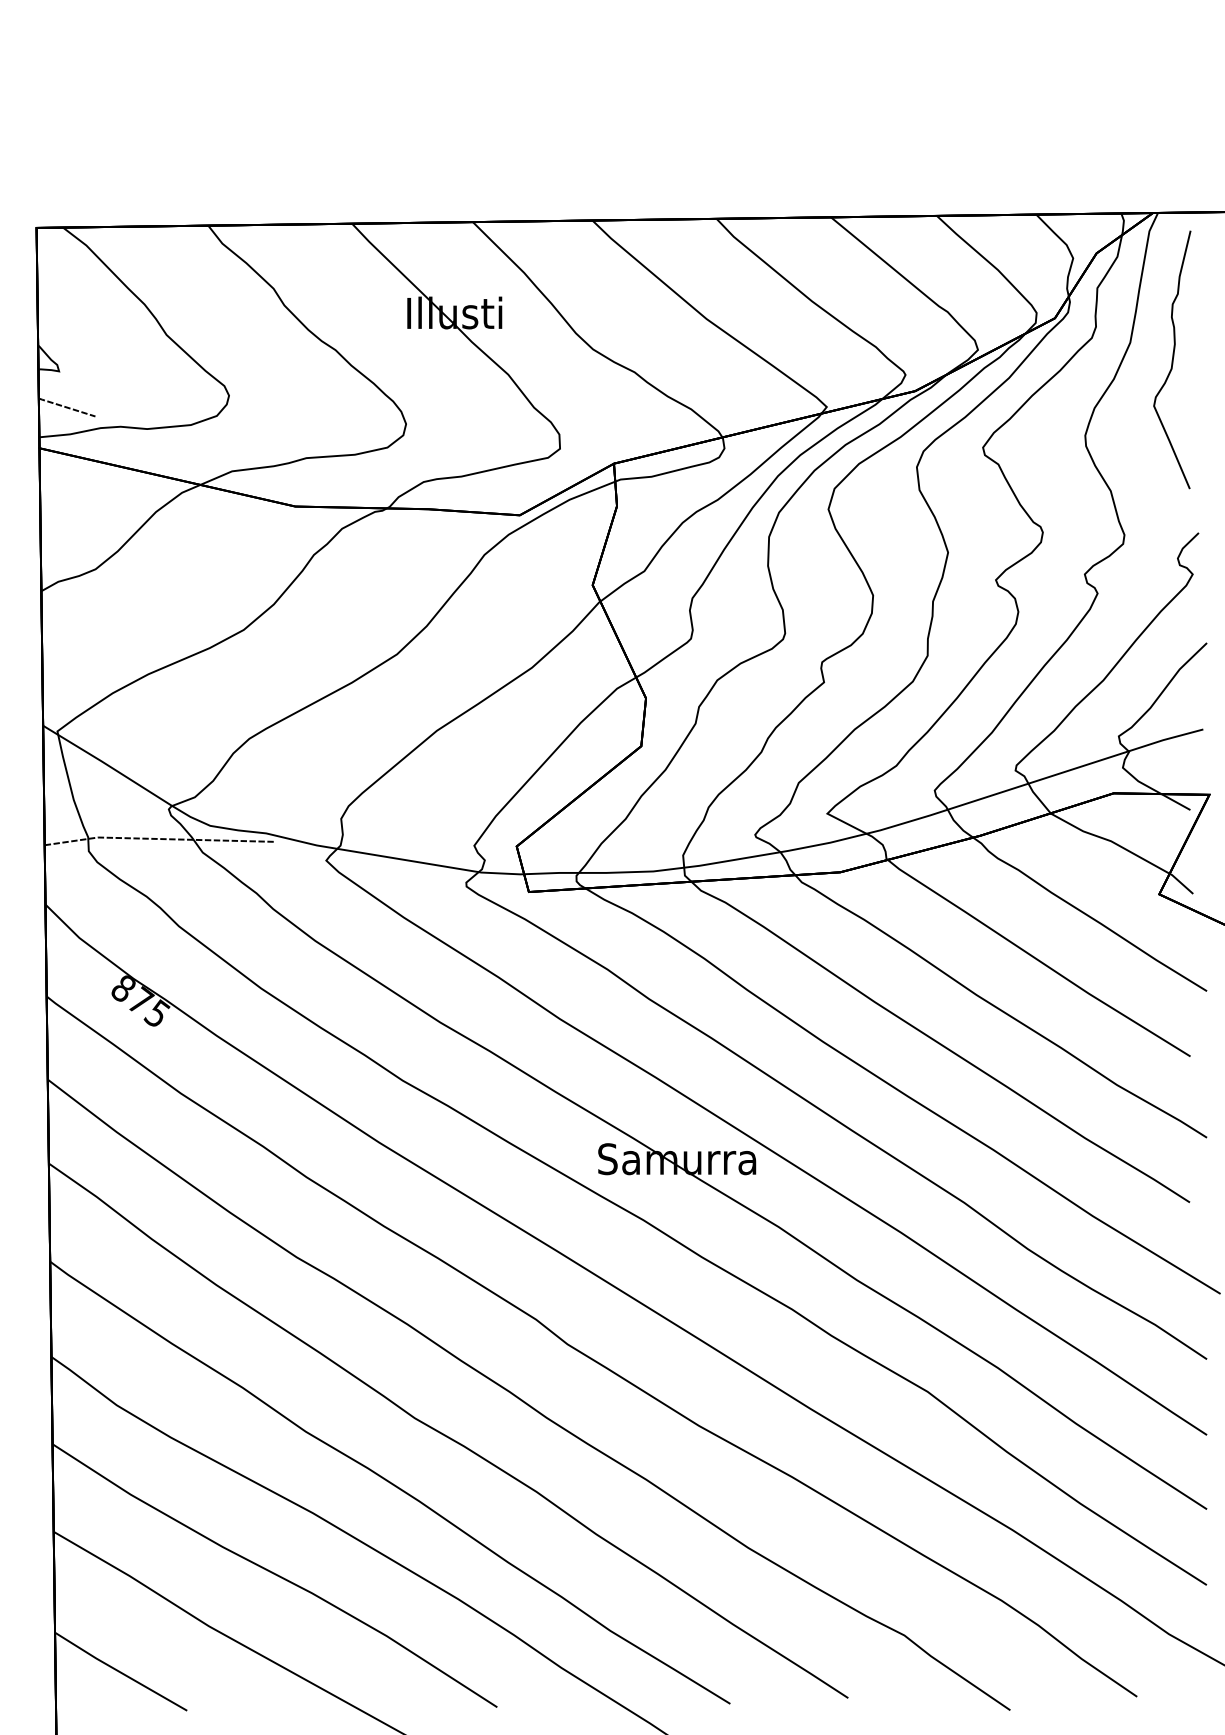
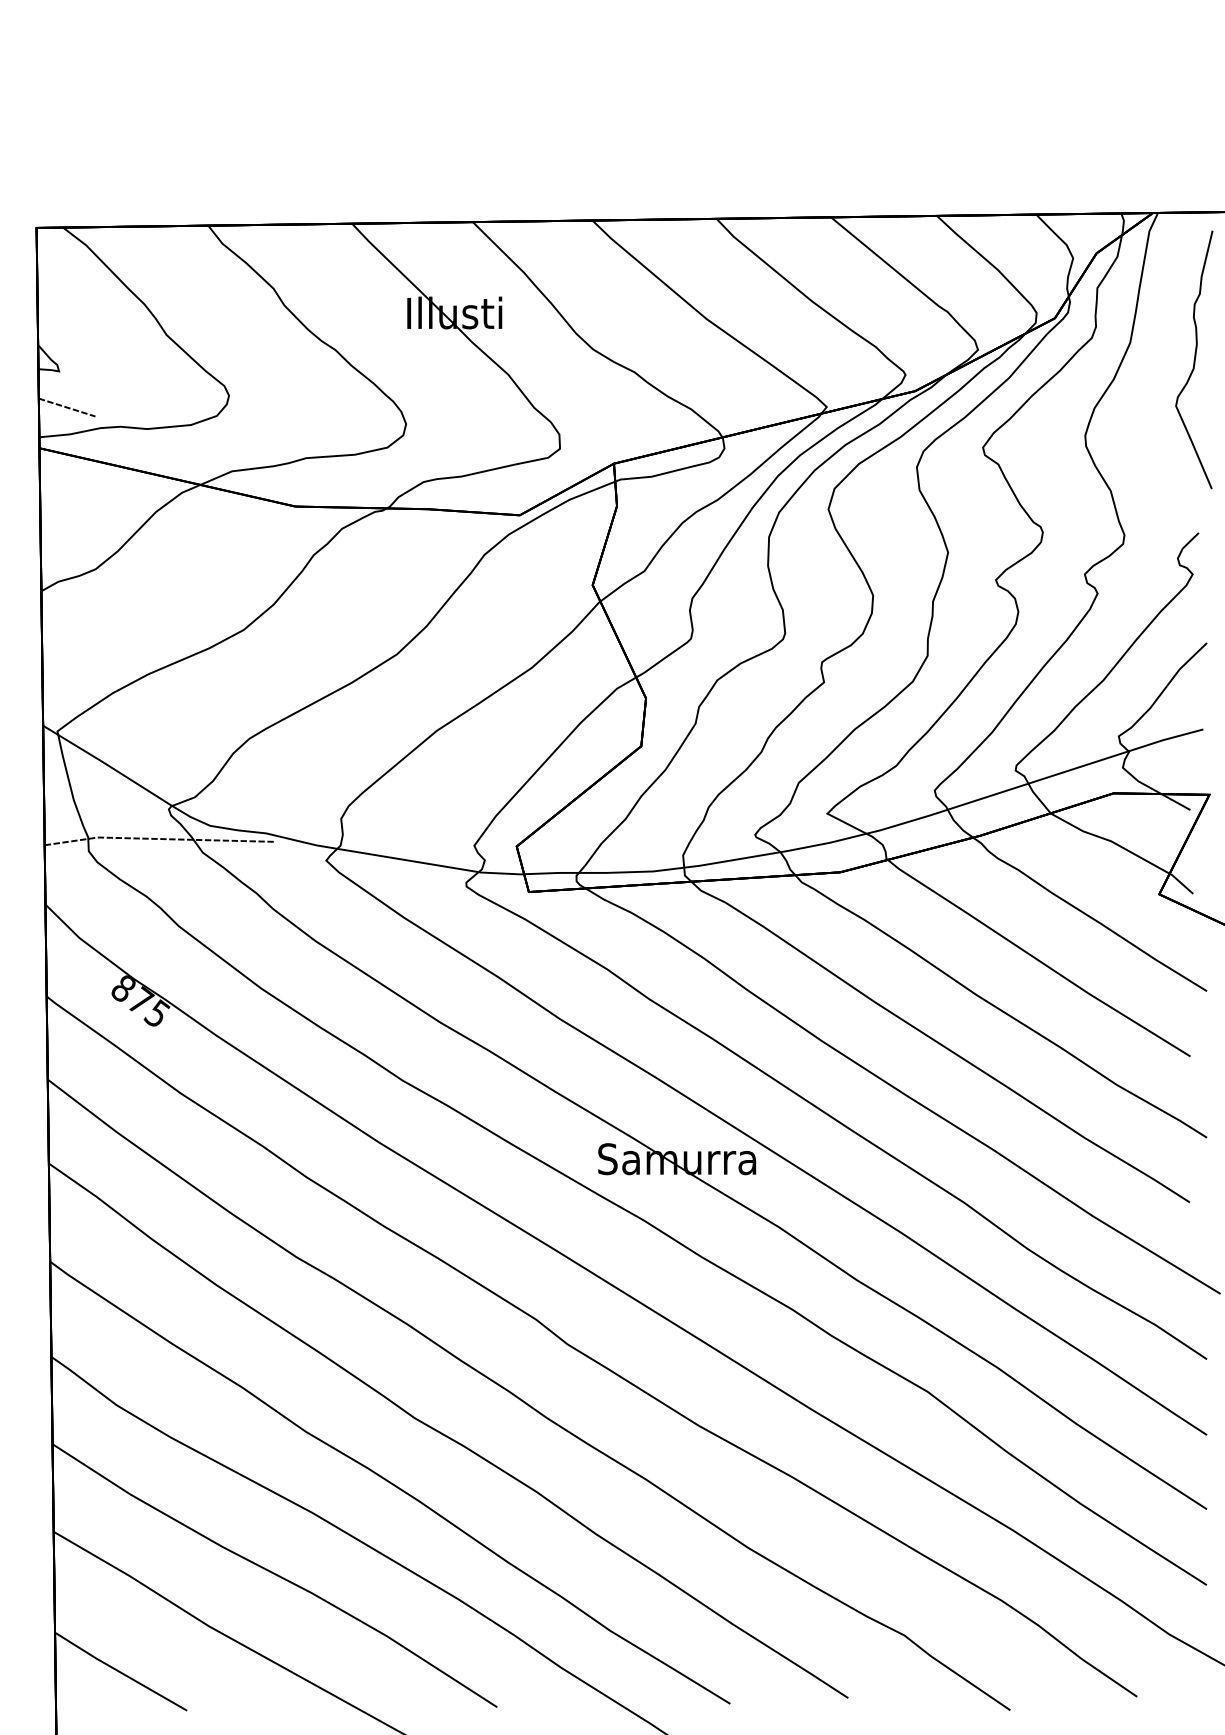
curve position: (1172, 359) -> (1194, 359) (1194, 359)
